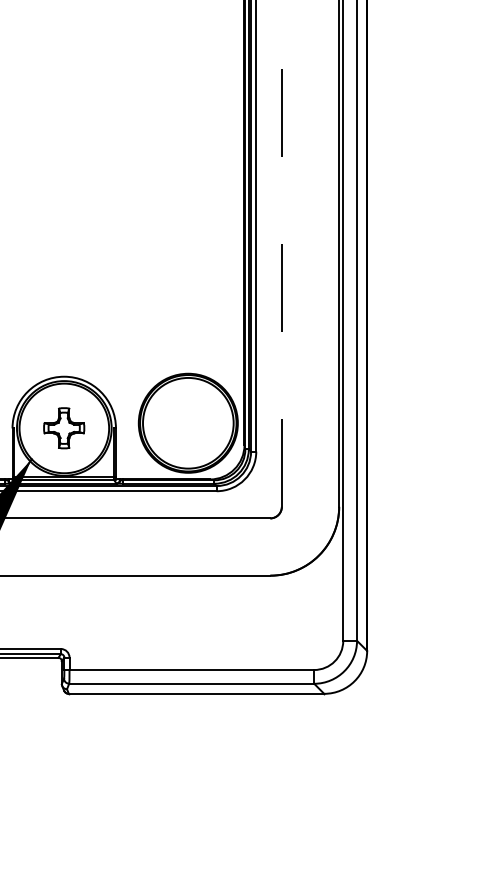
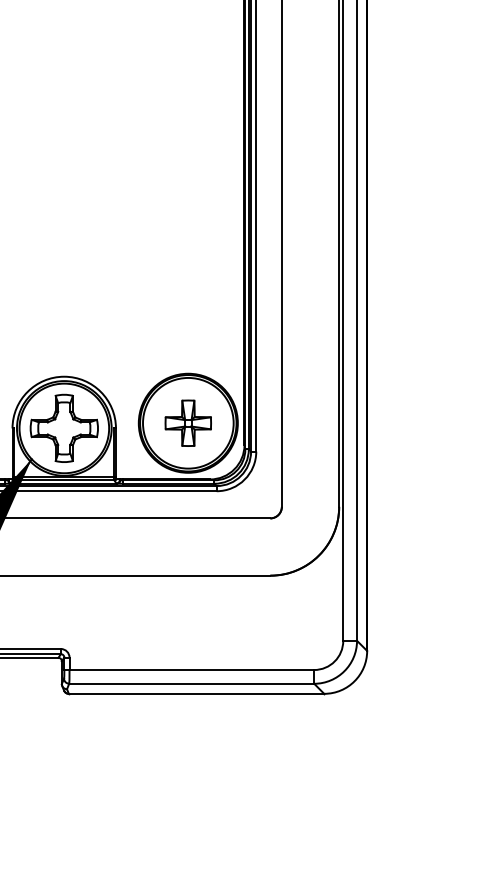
line: dashed -> solid (281, 253)
part: none -> present (187, 422)
part size: 43x43 px -> 70x70 px (63, 427)
